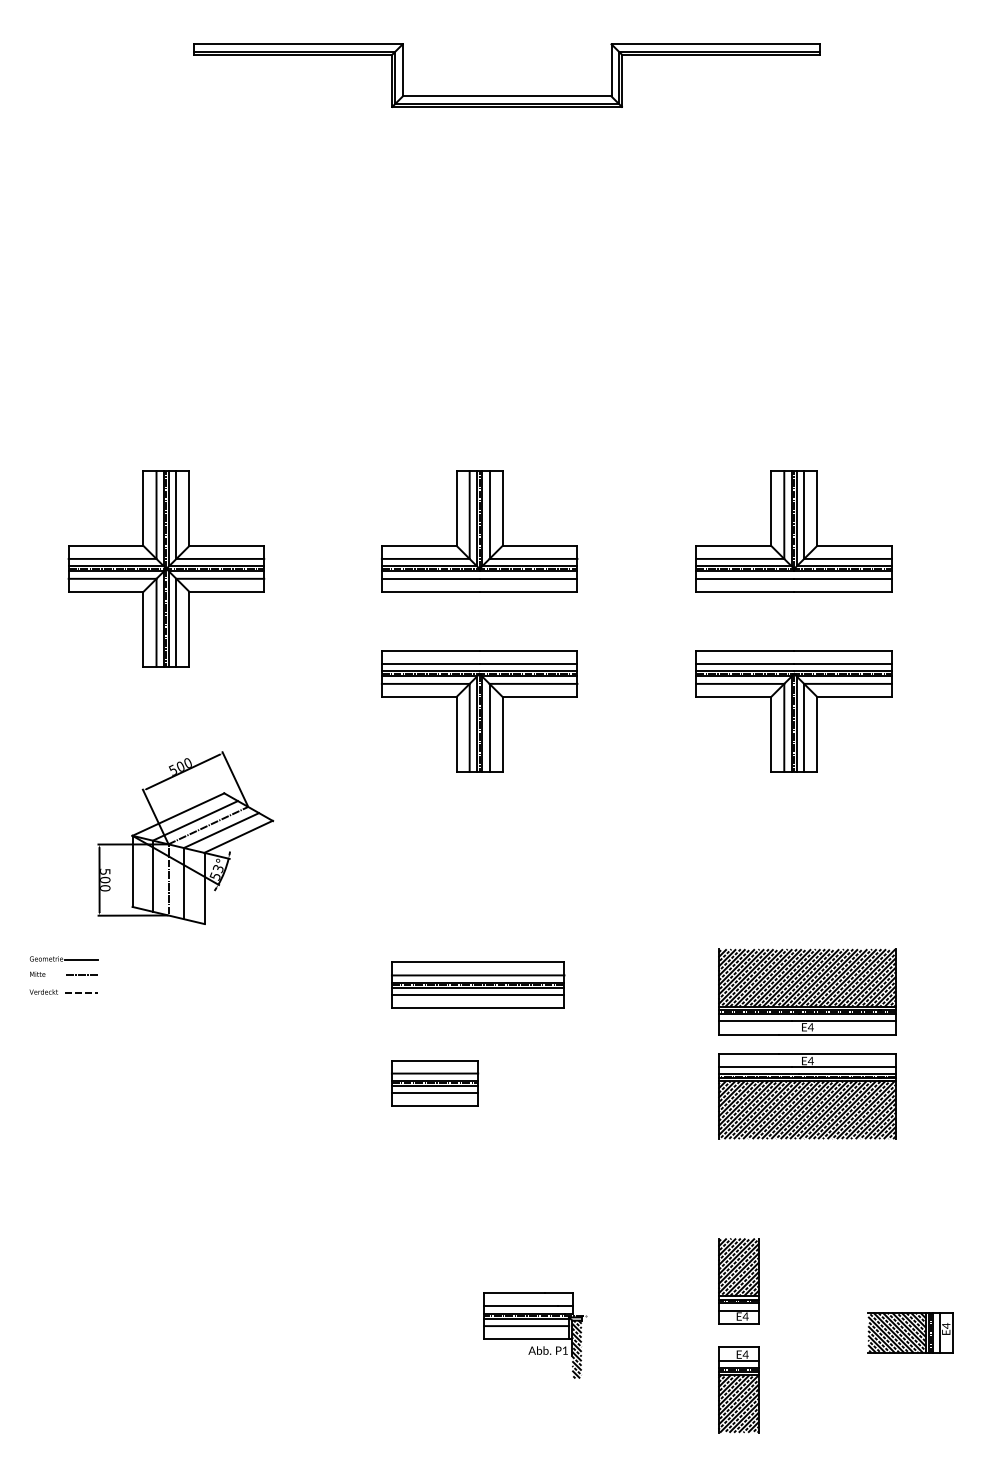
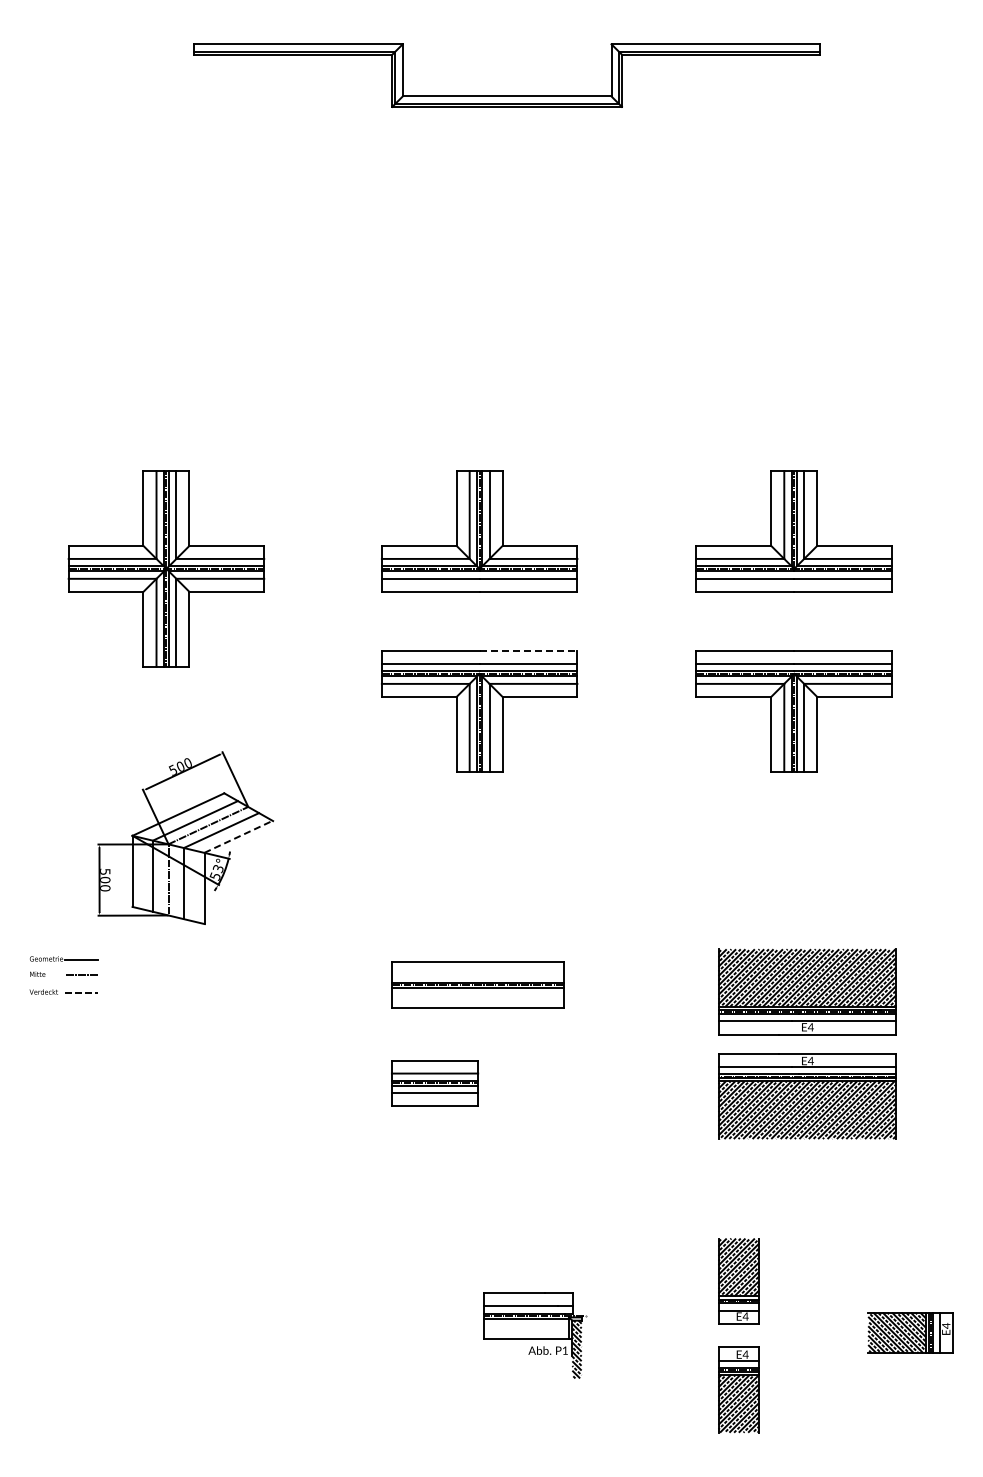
line: solid -> dashed (528, 651)
line: solid -> dashed (238, 836)
line: present -> none (477, 975)
line: present -> none (477, 995)
line: present -> none (526, 1326)
